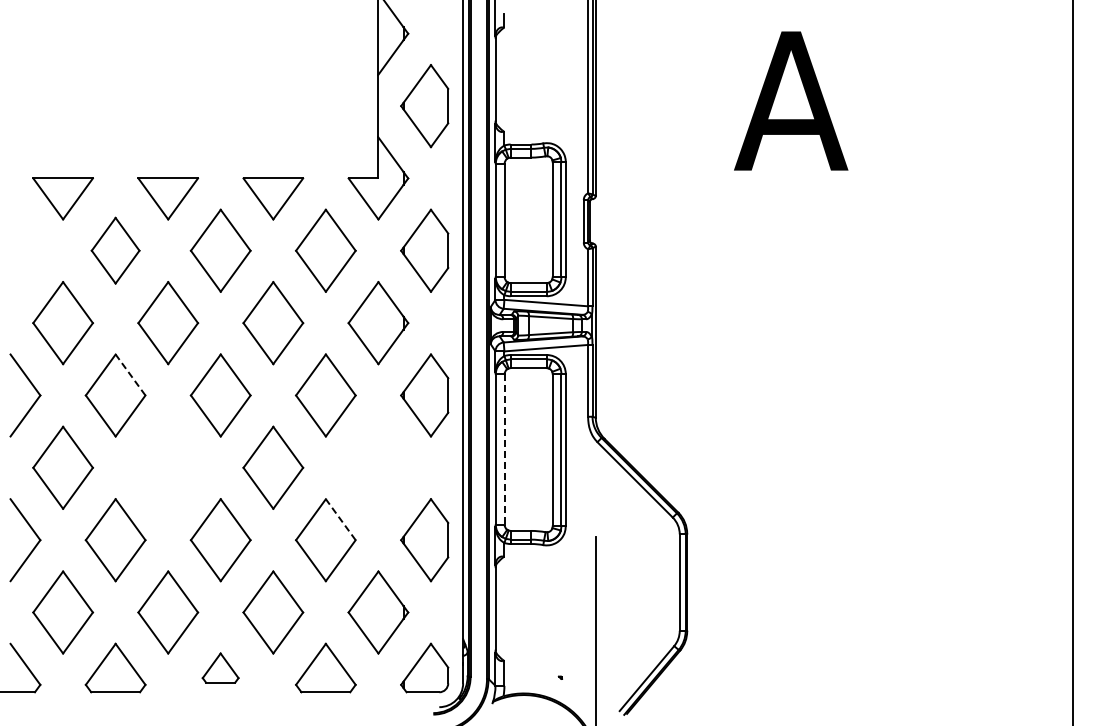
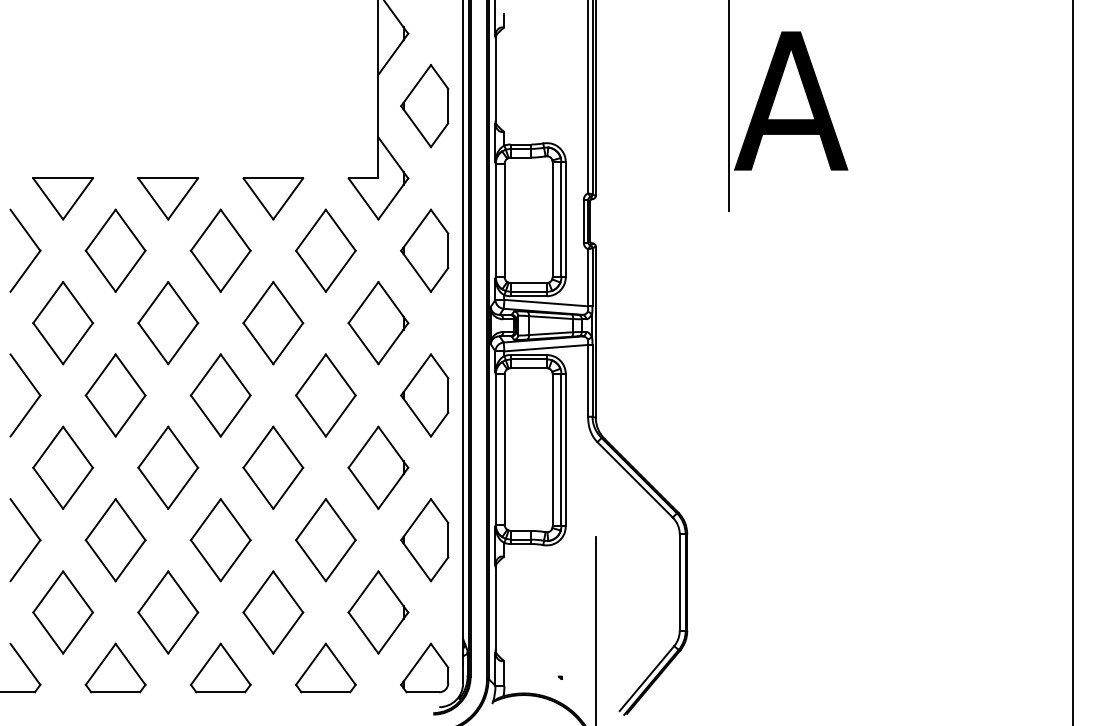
line: none -> present (729, 106)
part: none -> present (33, 243)
part size: 51x69 px -> 63x85 px (115, 250)
line: dashed -> solid (130, 374)
line: dashed -> solid (504, 450)
part: none -> present (168, 467)
part: none -> present (378, 467)
line: dashed -> solid (340, 519)
part size: 39x32 px -> 63x52 px (220, 667)
